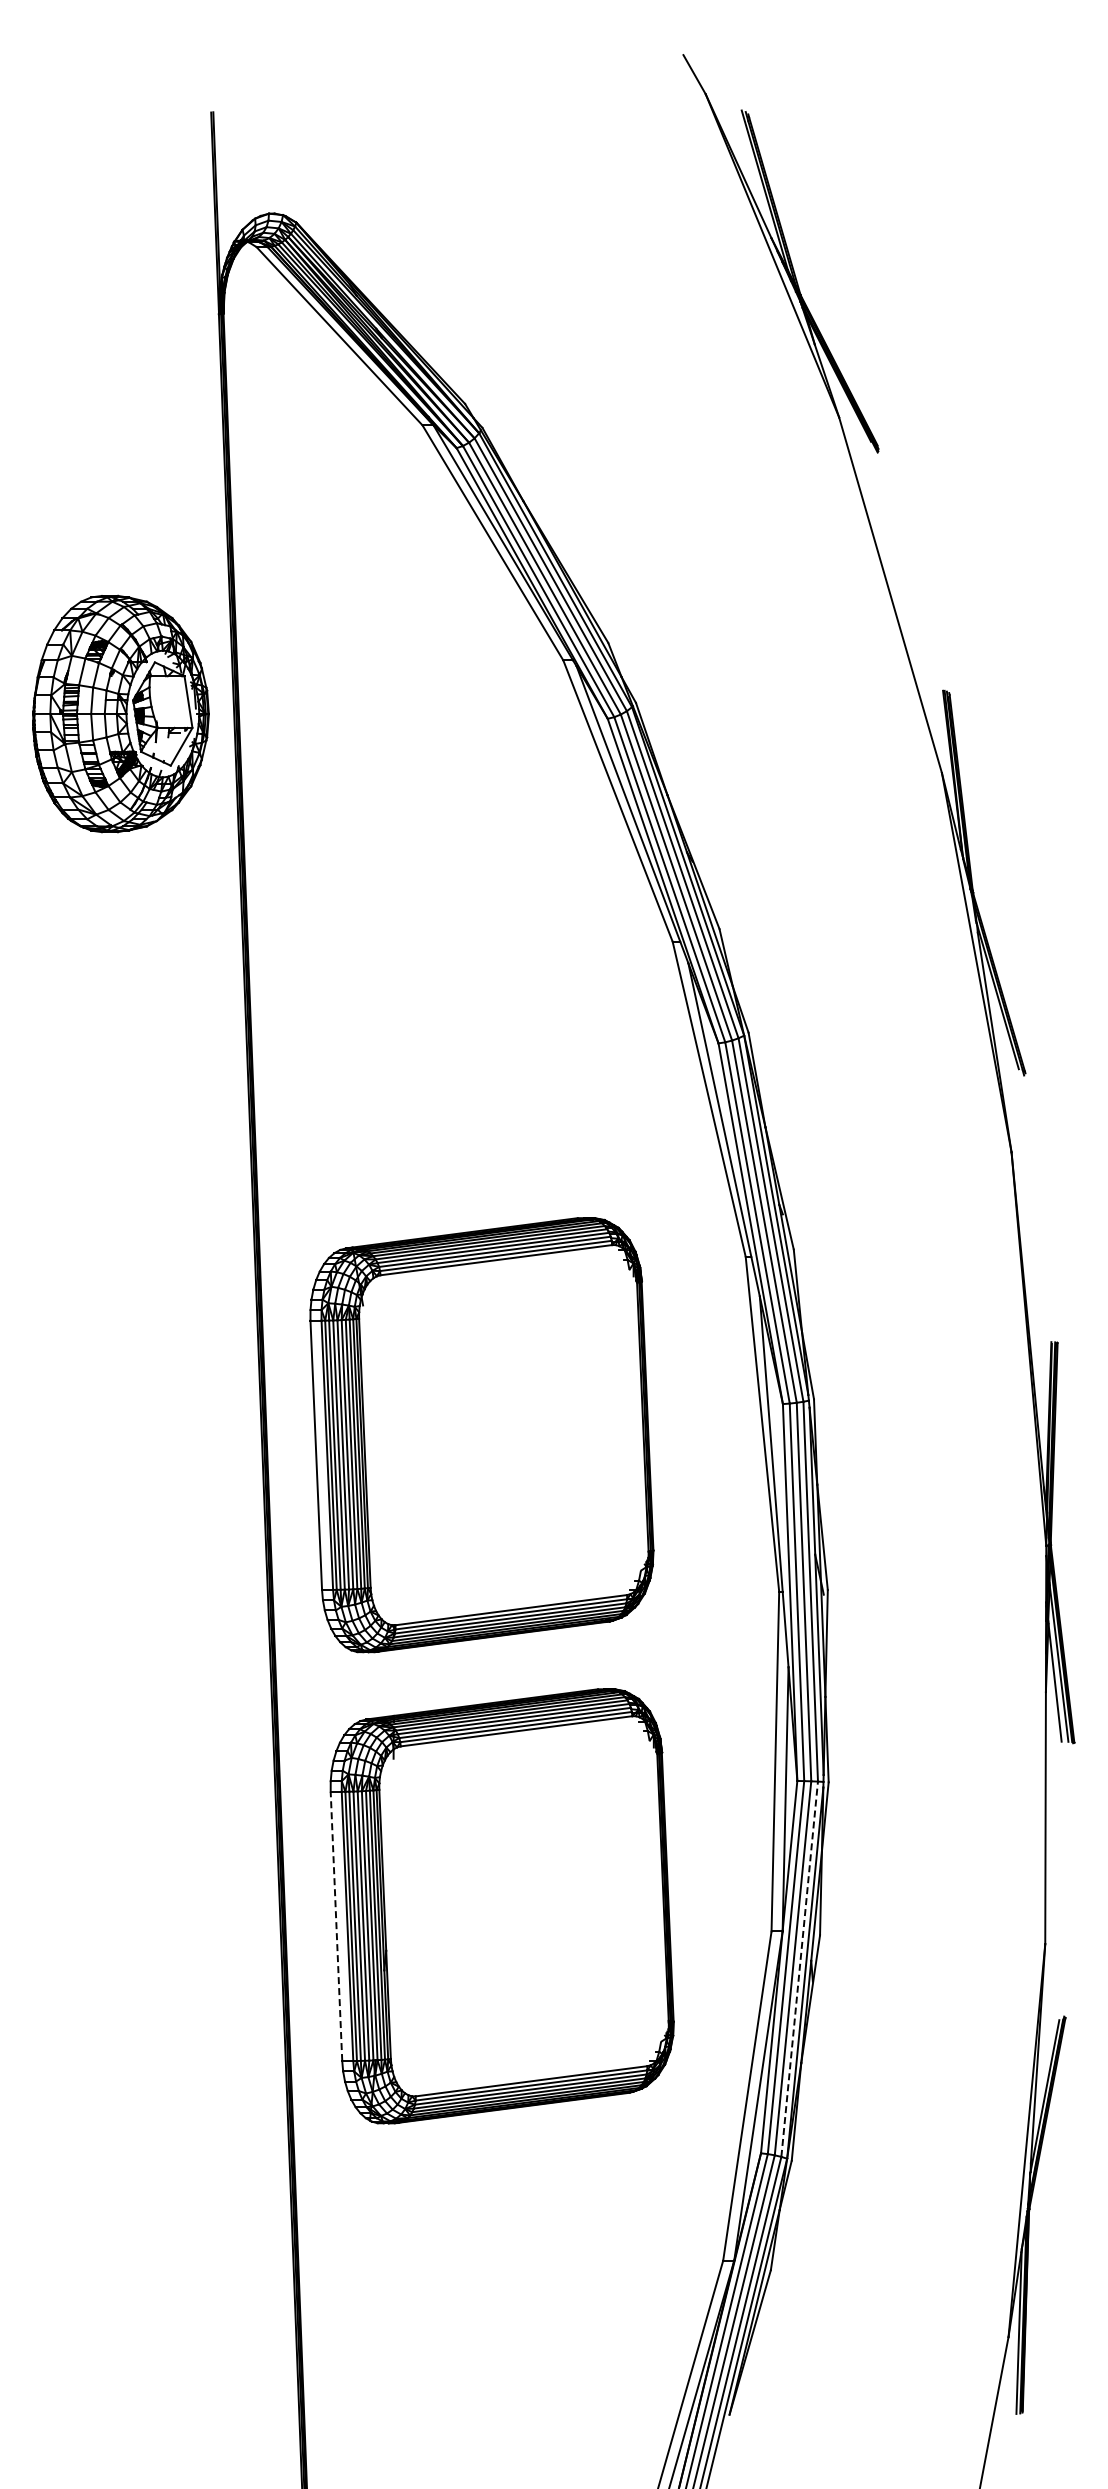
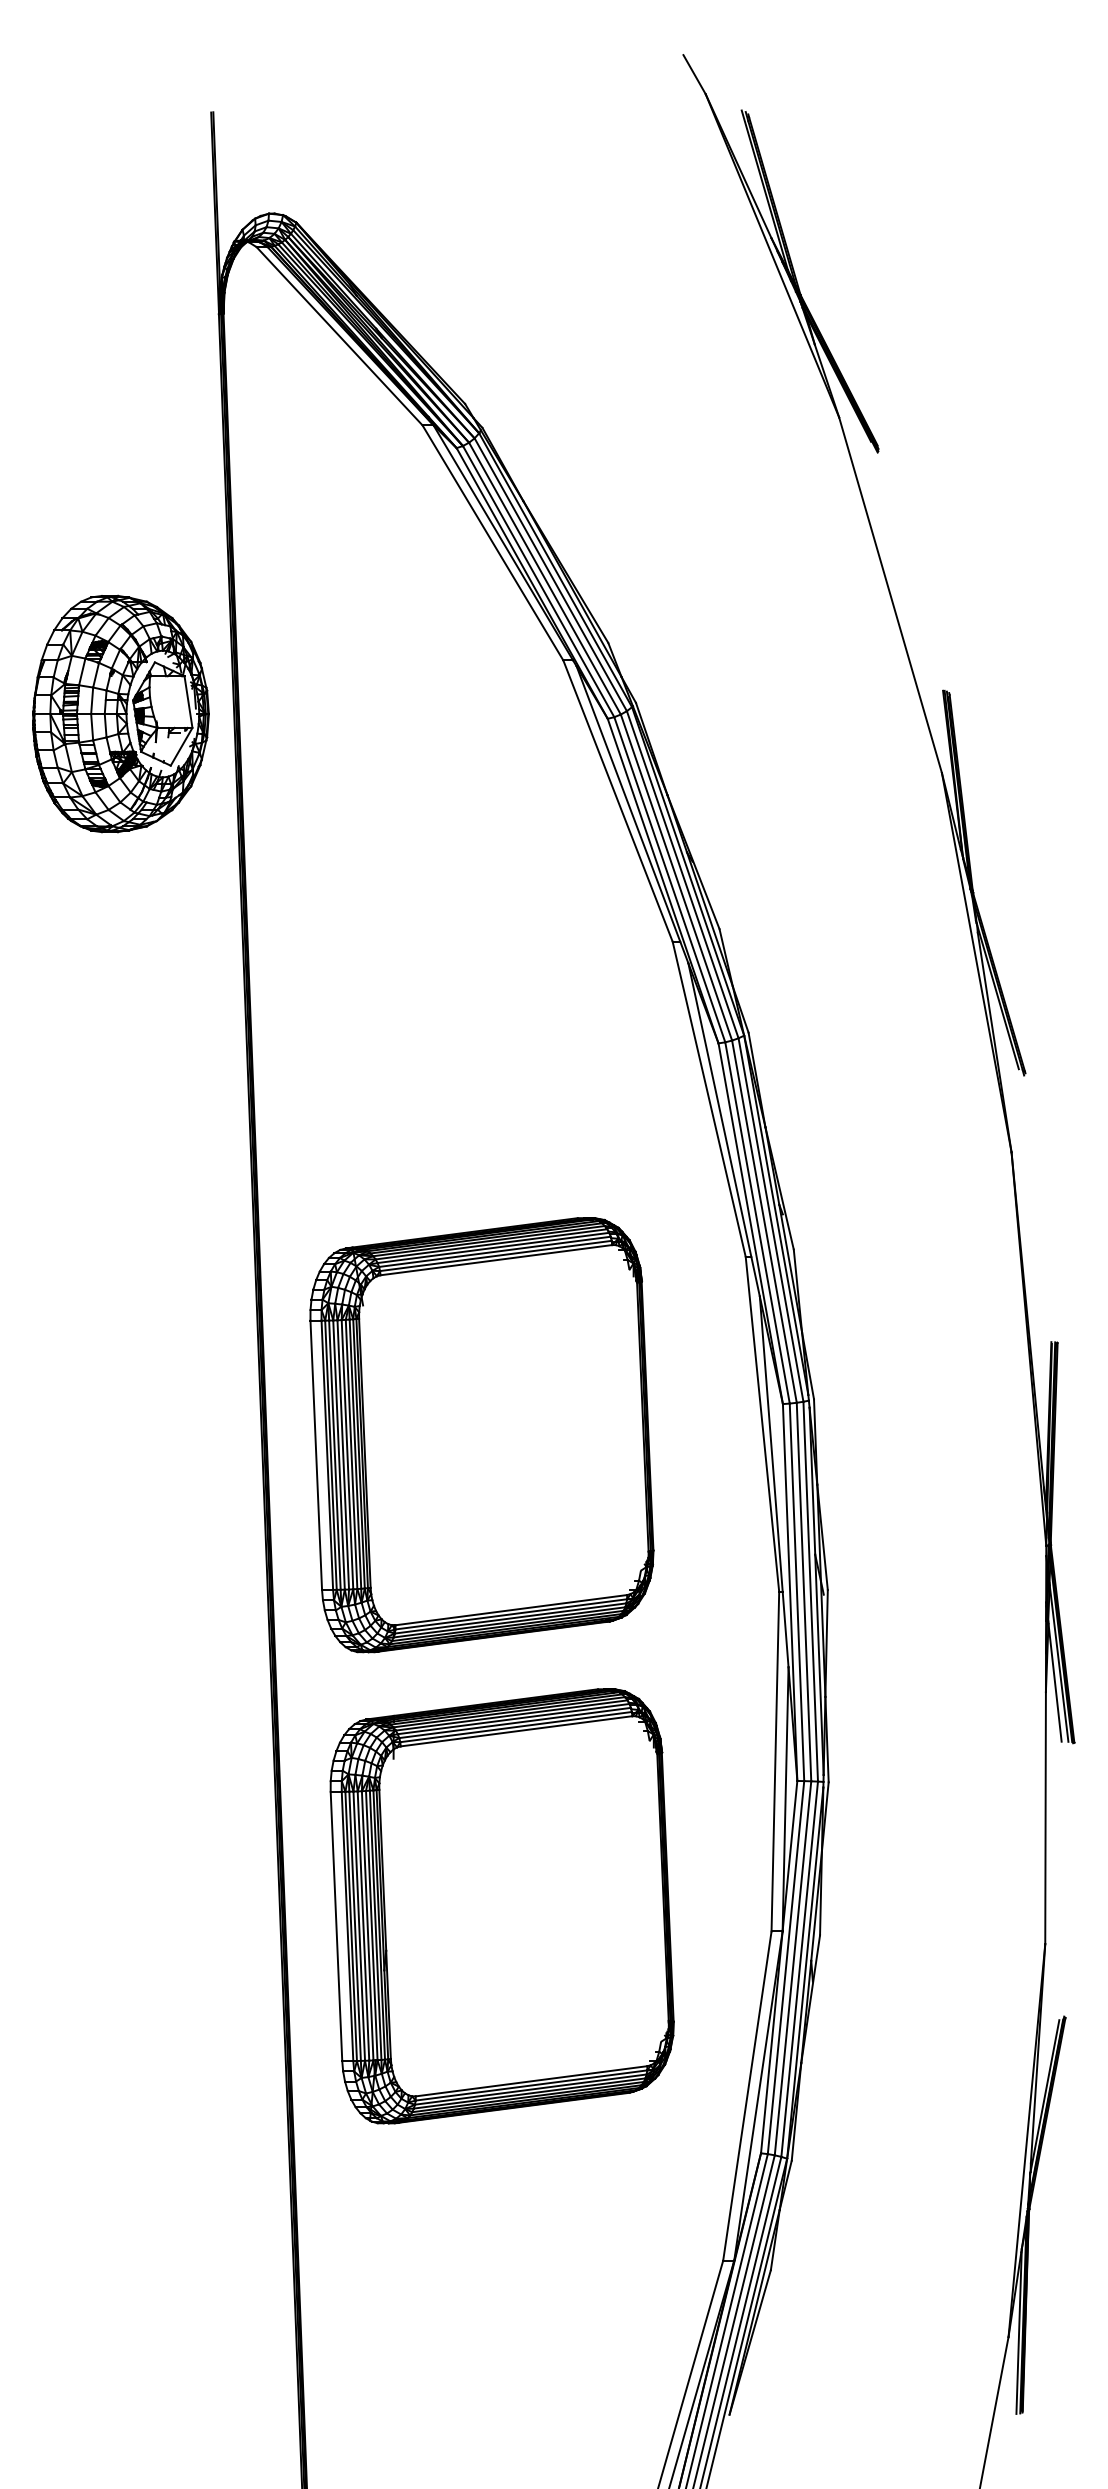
line: dashed -> solid (336, 1926)
line: dashed -> solid (799, 1969)
